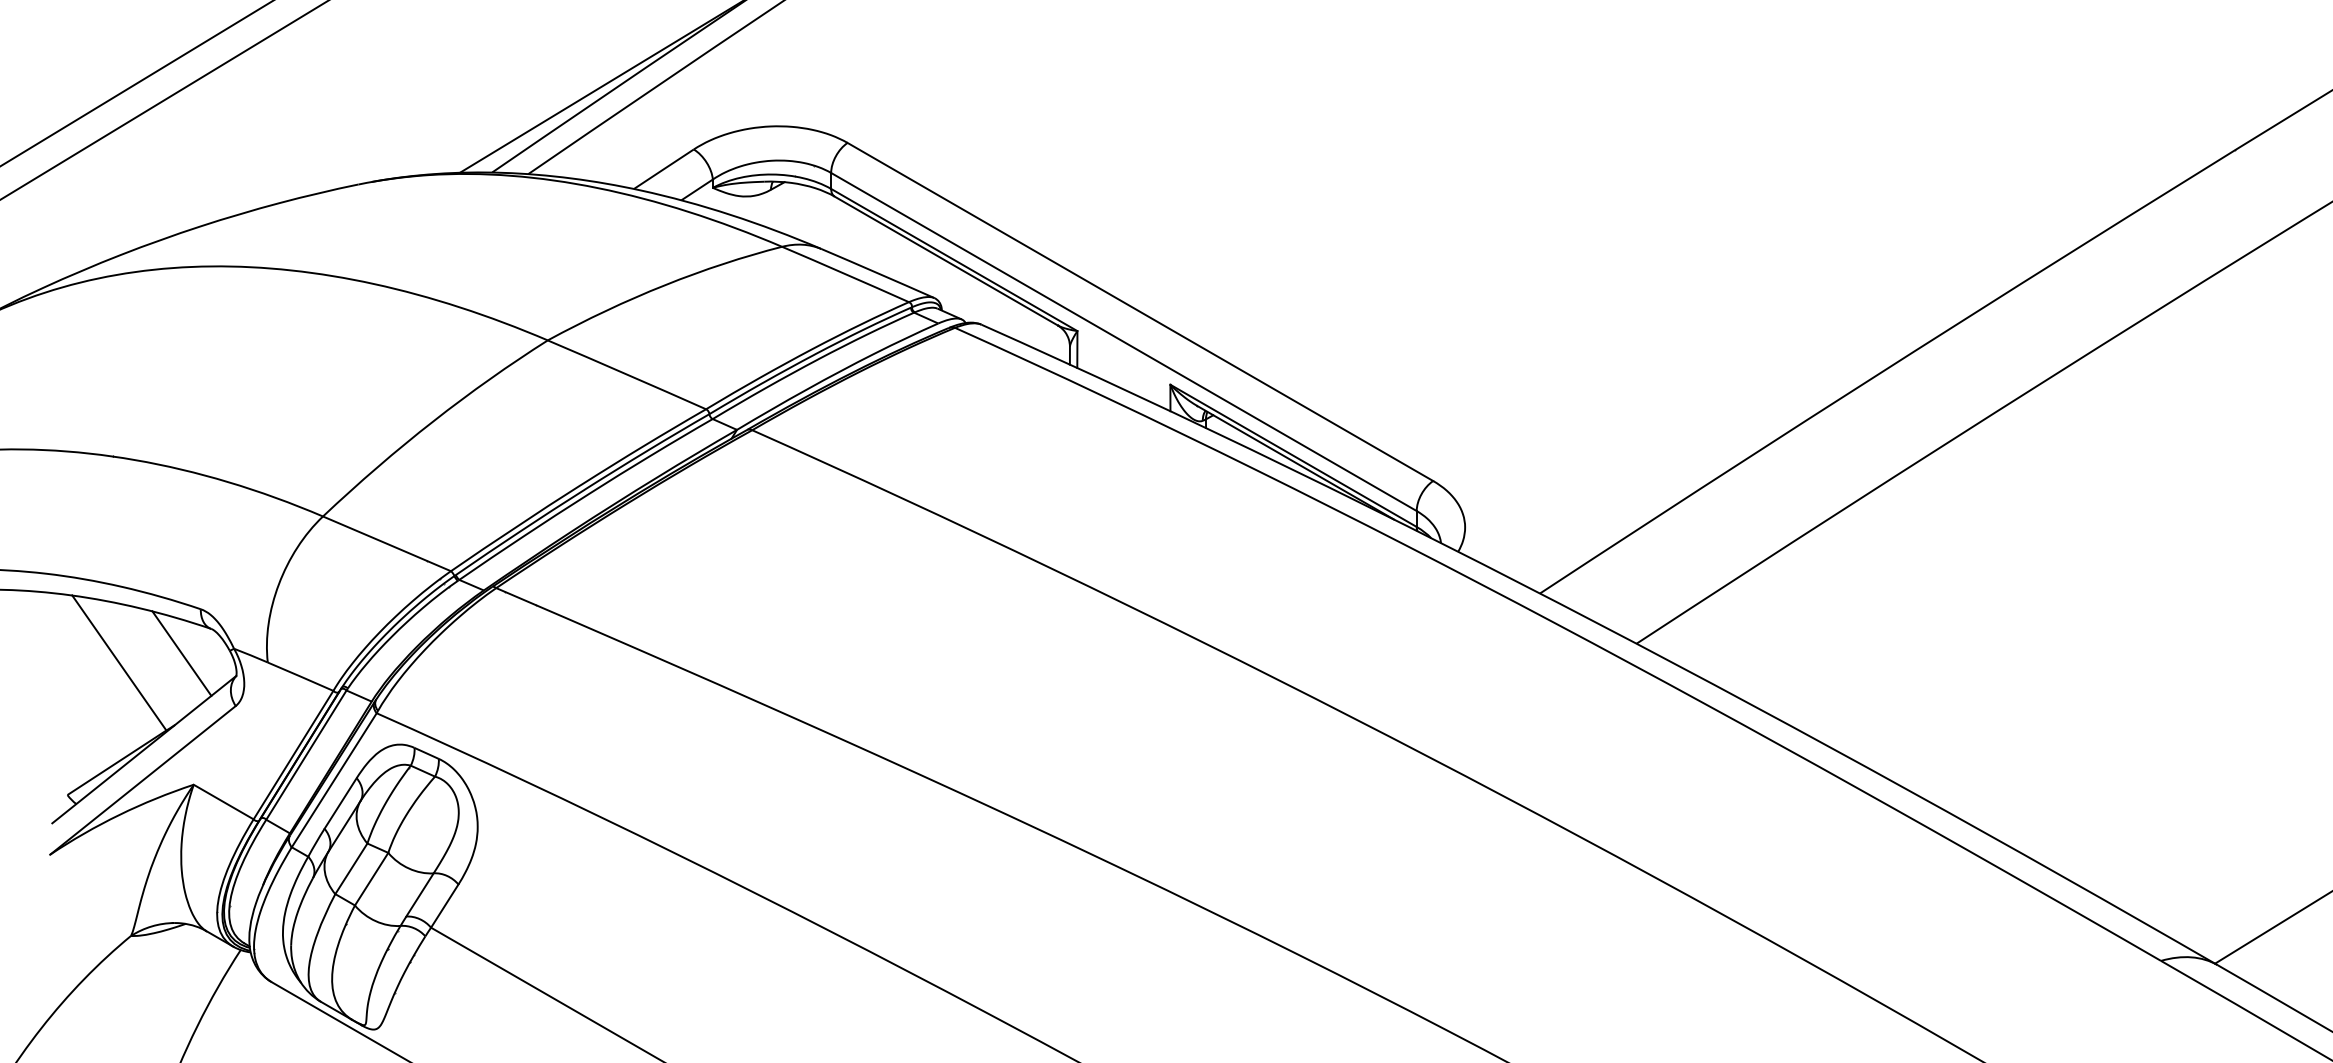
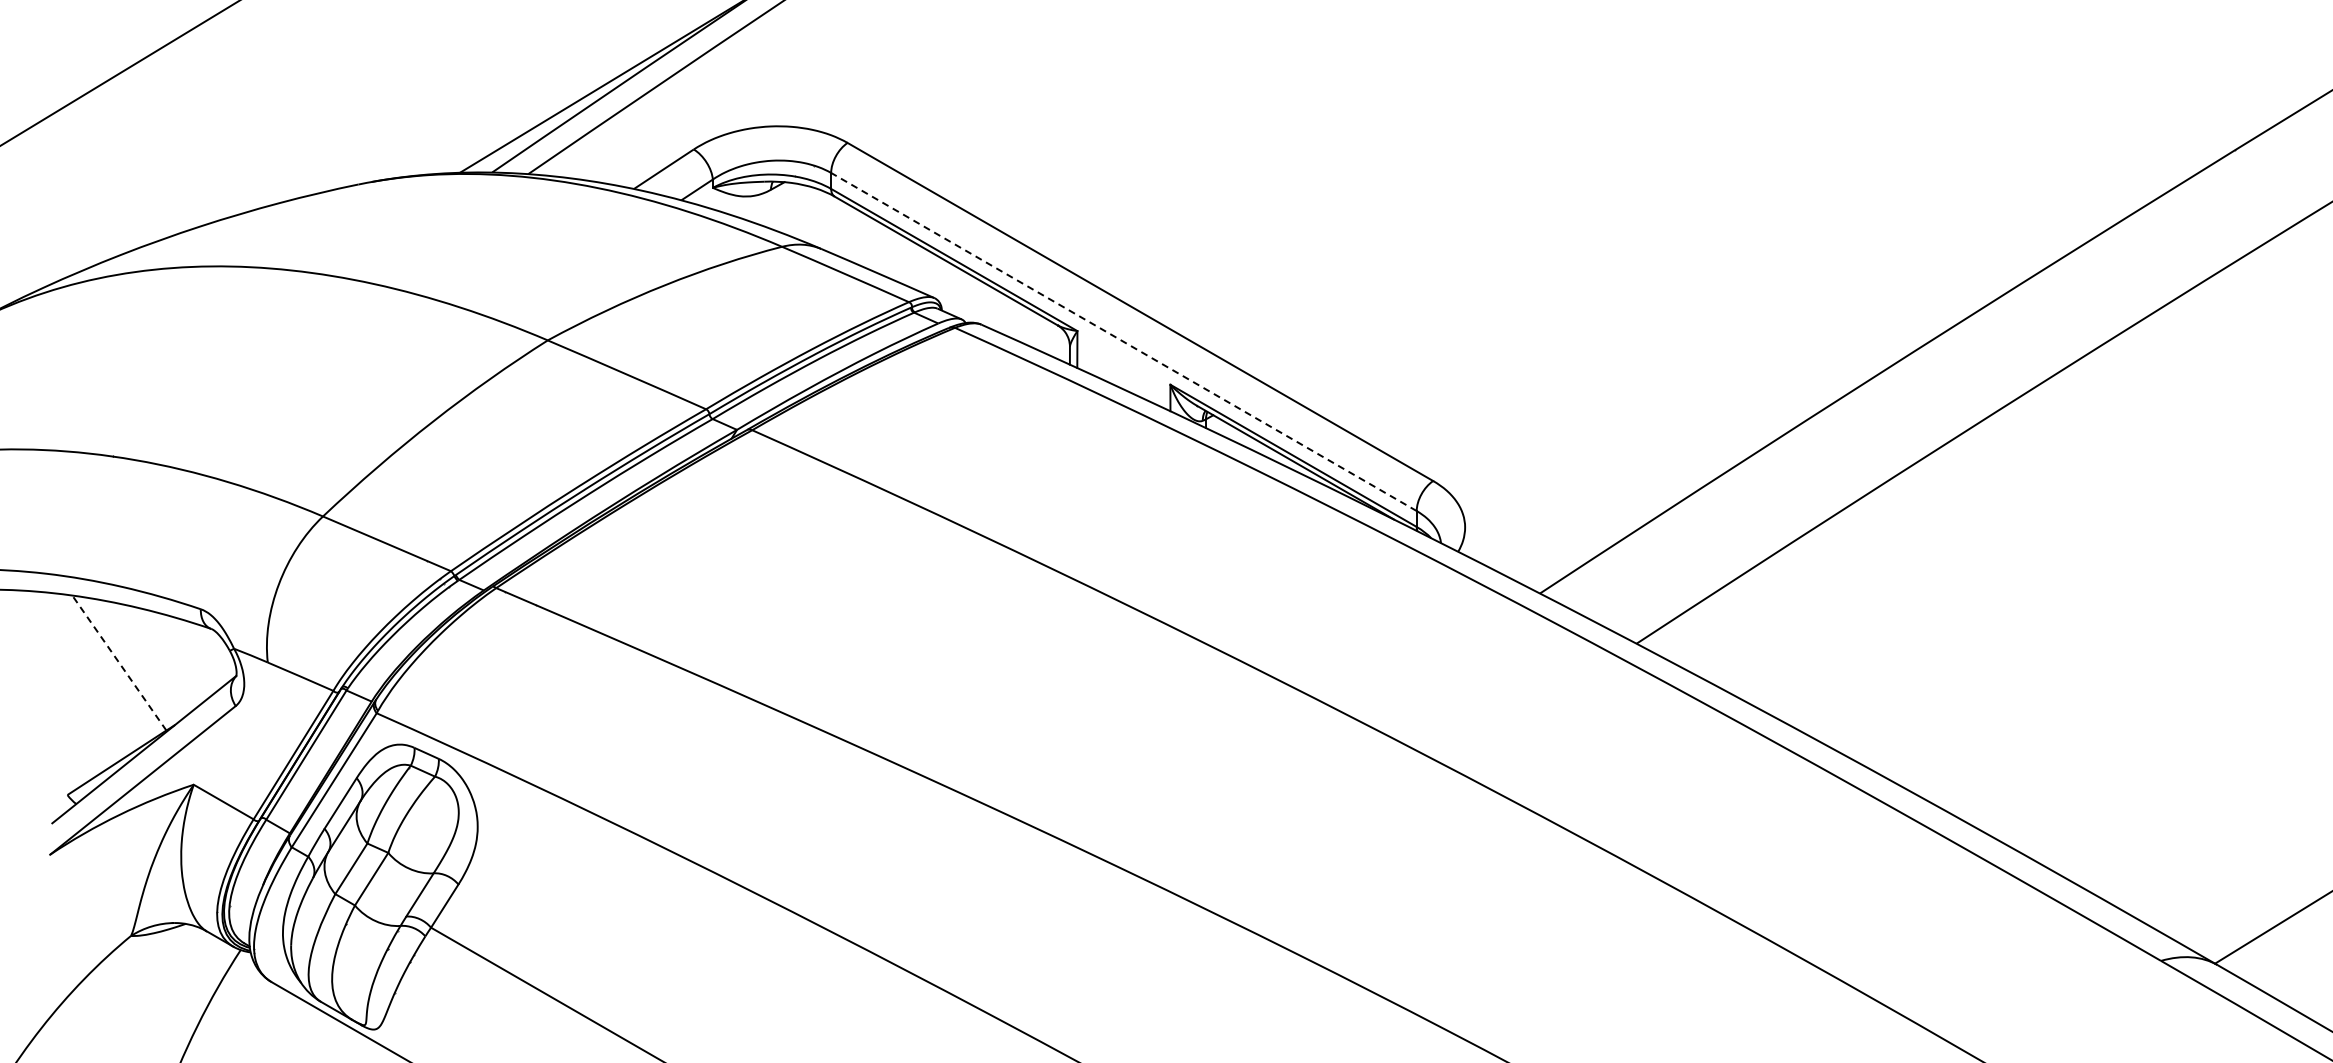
line position: (136, 83) -> (119, 73) (119, 73)
line: present -> none (163, 100)
line: solid -> dashed (1123, 341)
line: present -> none (181, 653)
line: solid -> dashed (119, 662)
